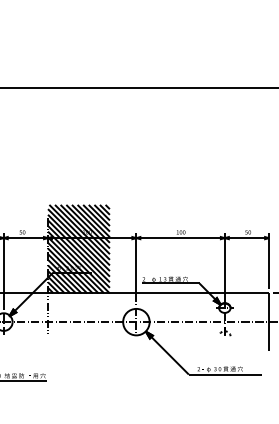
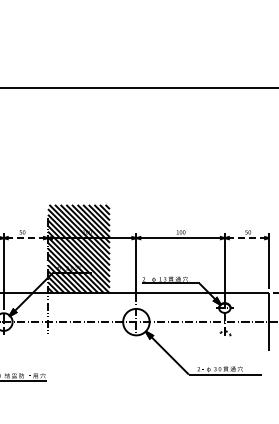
line: solid -> dashed (25, 238)
line: solid -> dashed (247, 238)
